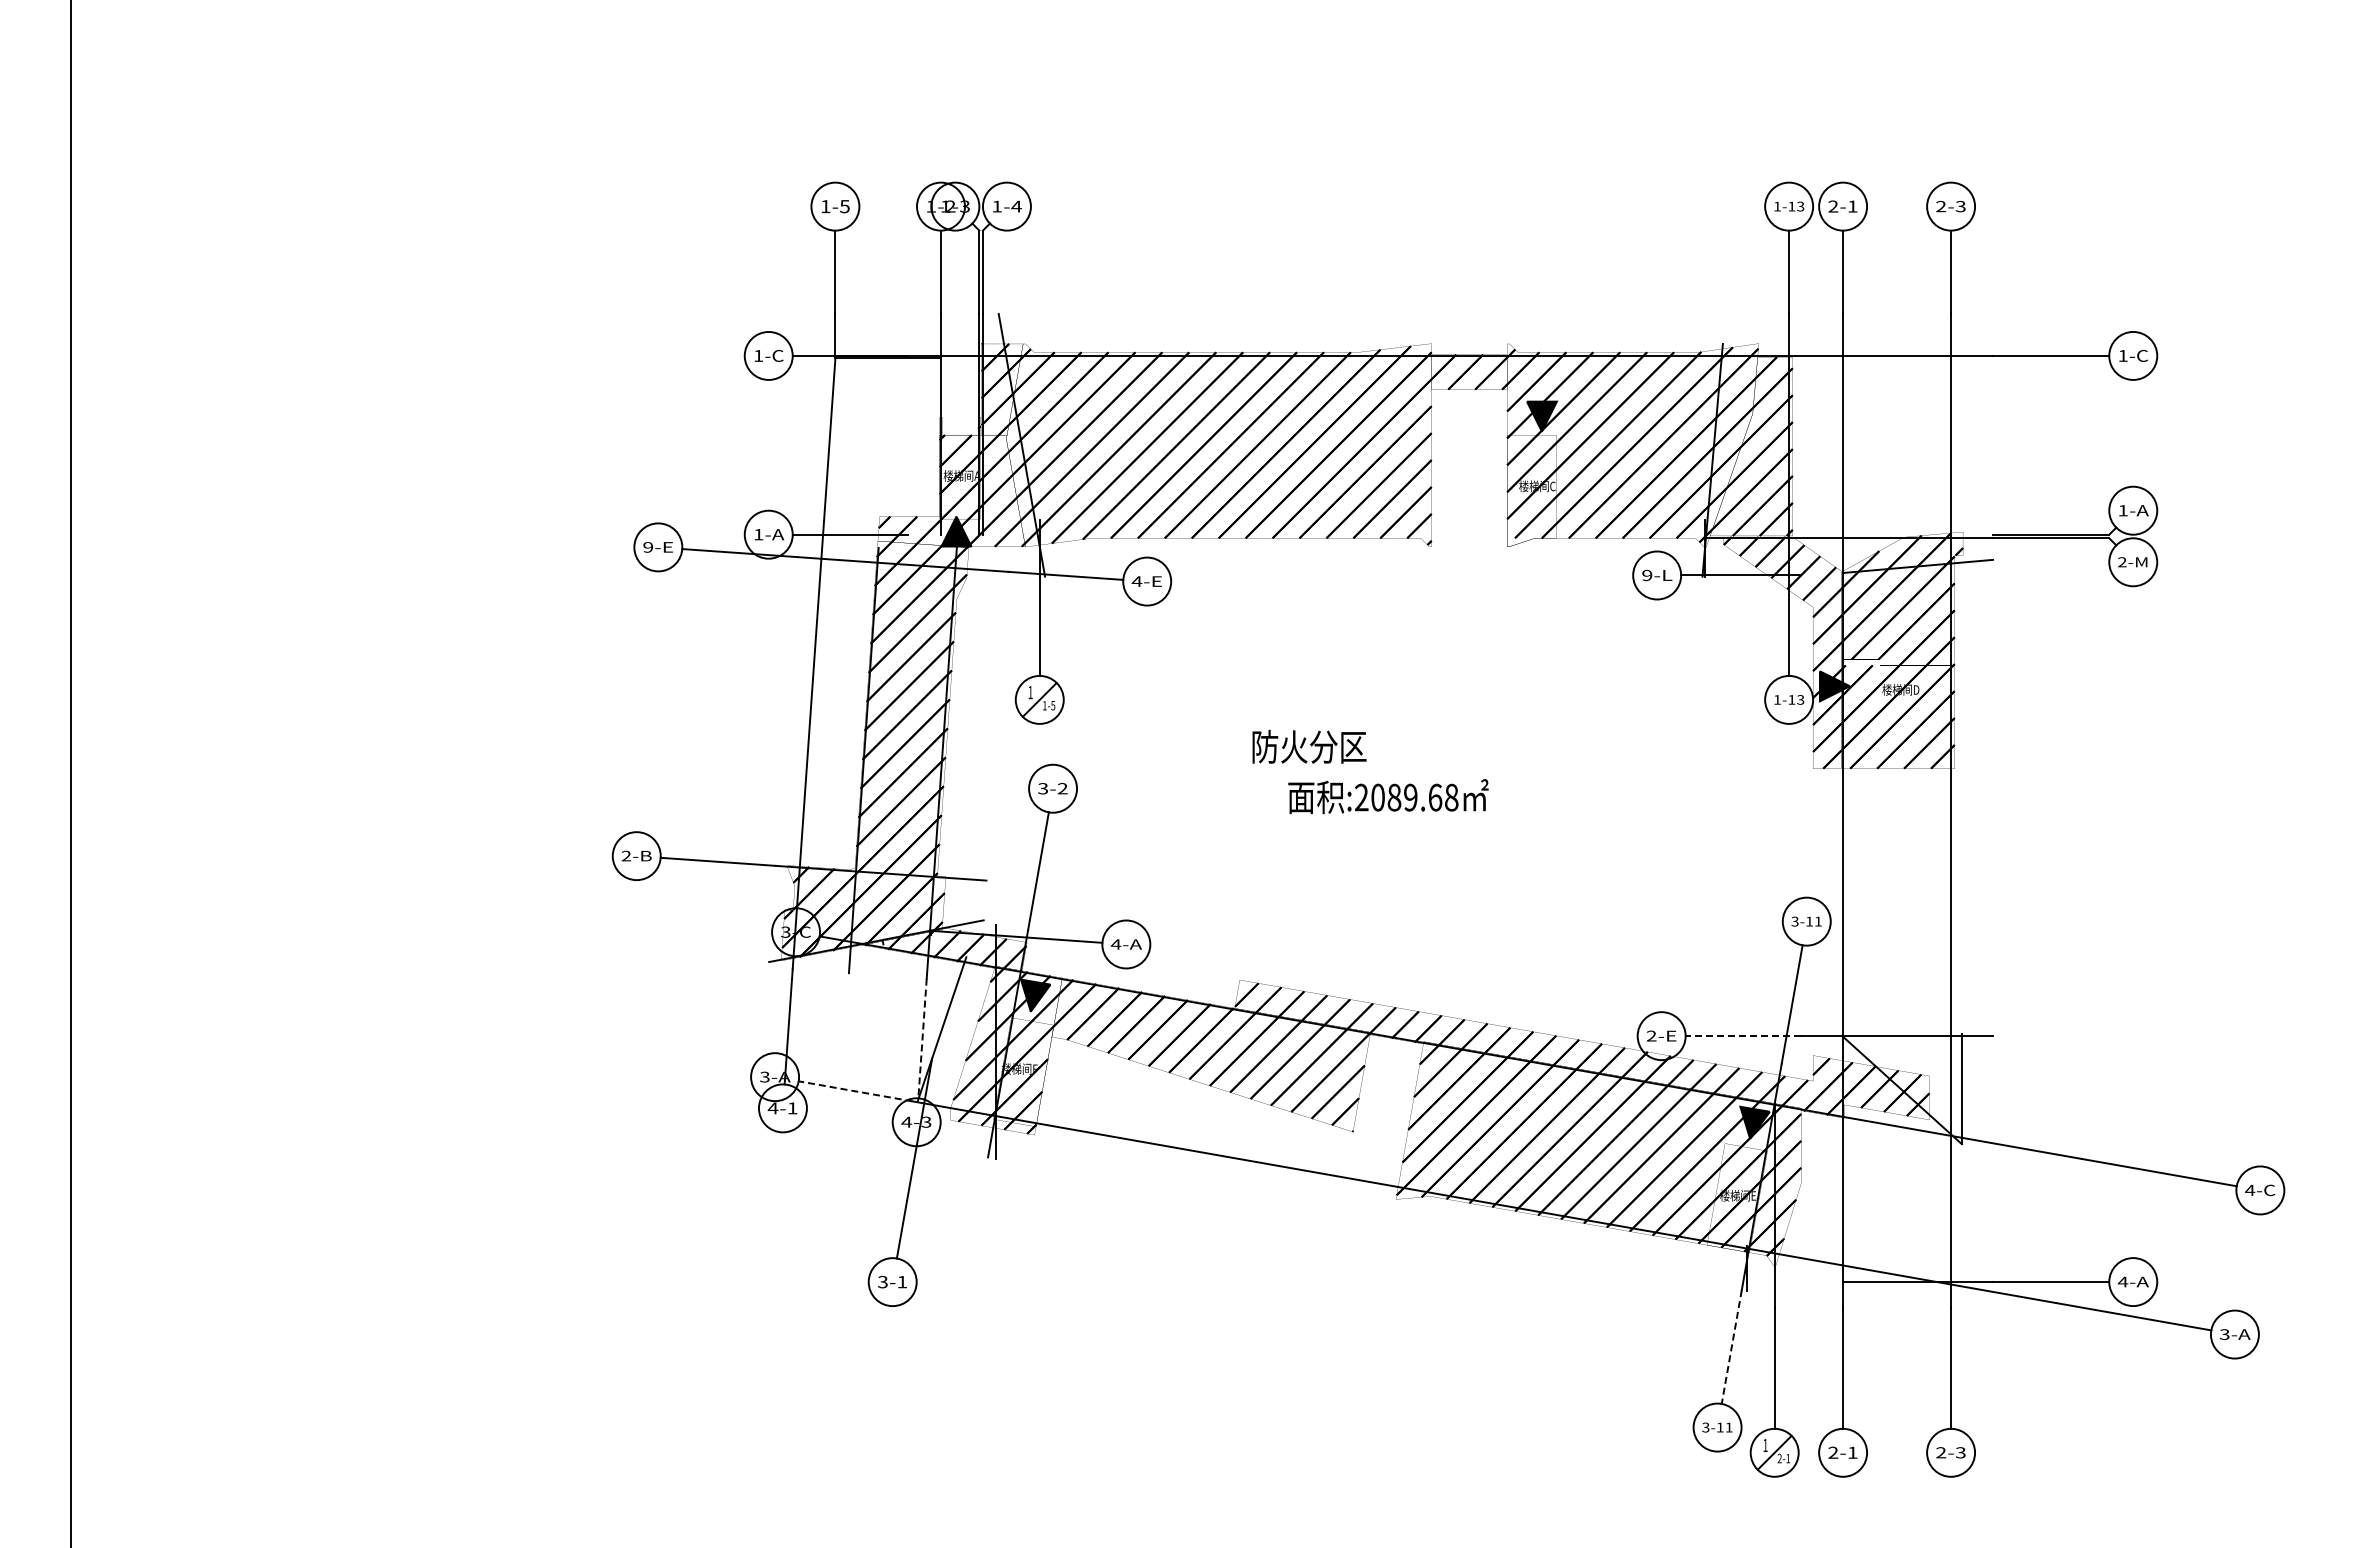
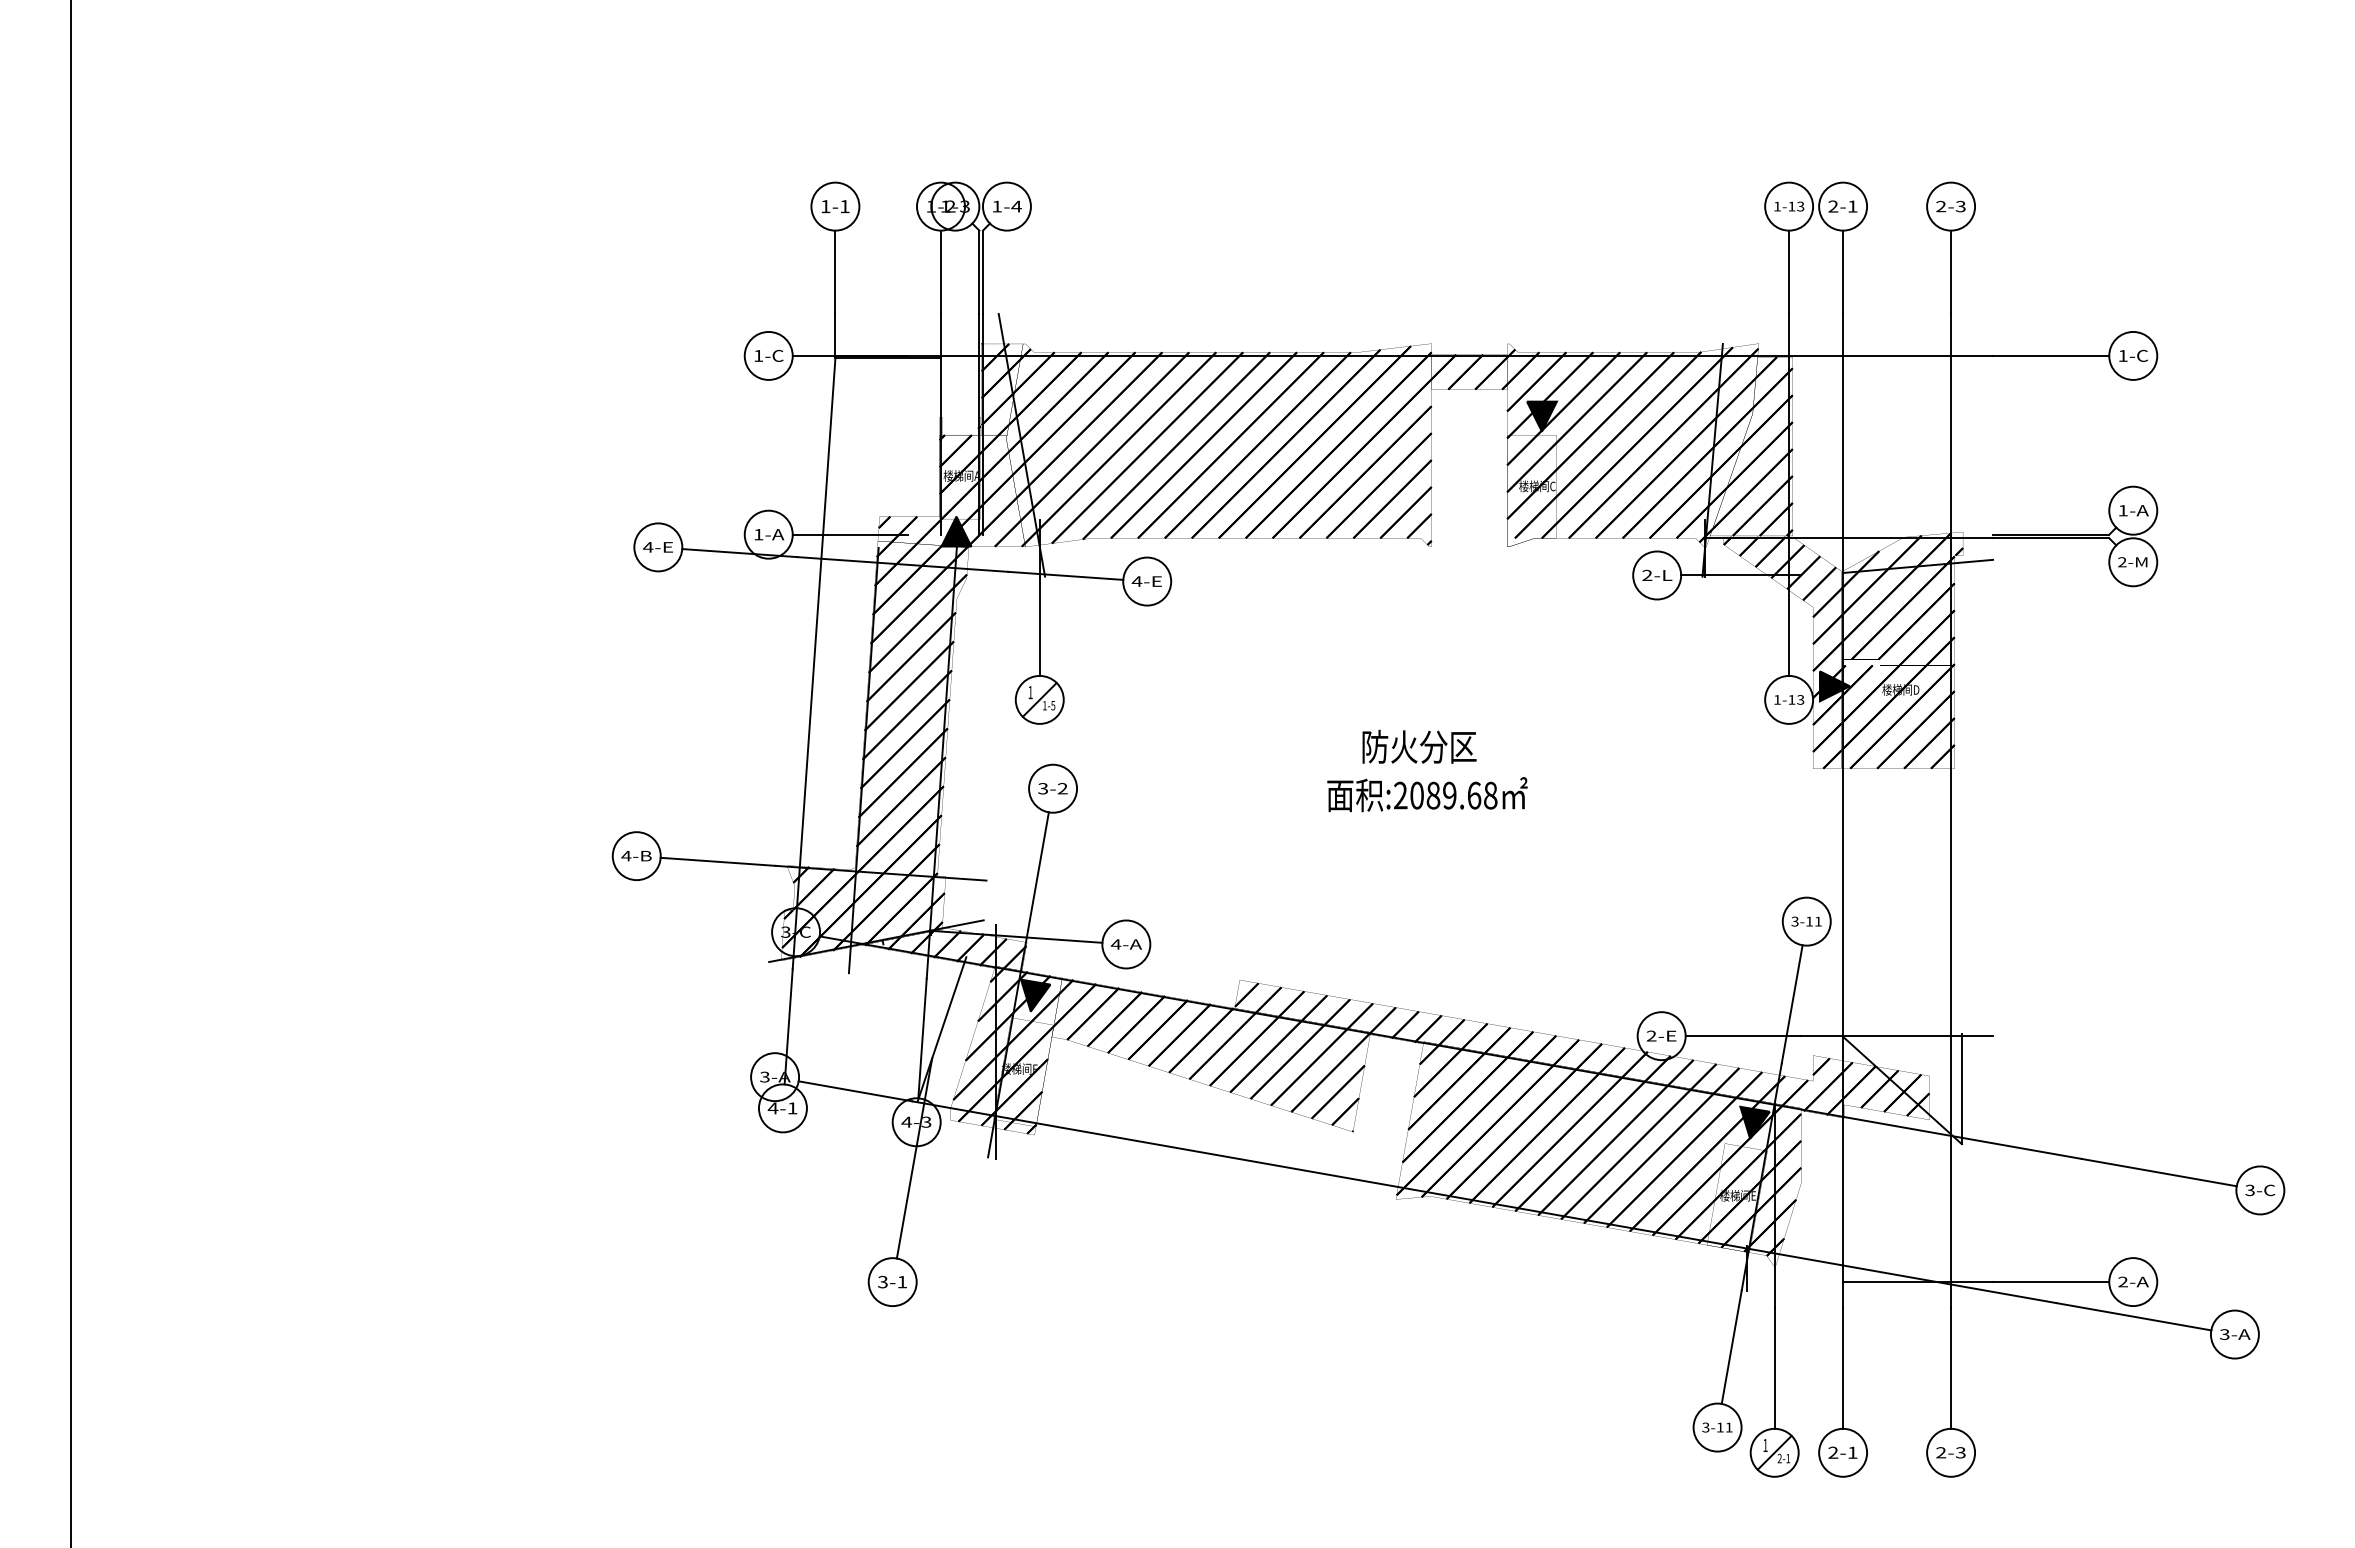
text: 1-5 -> 1-1 (844, 206)
text: 9-E -> 4-E (647, 547)
text: 9-L -> 2-L (1647, 575)
text position: (1309, 746) -> (1419, 746) (1419, 746)
text position: (1388, 796) -> (1427, 794) (1427, 794)
text: 2-B -> 4-B (626, 855)
line: dashed -> solid (1743, 1036)
line: dashed -> solid (922, 1038)
line: dashed -> solid (855, 1091)
text: 4-C -> 3-C (2250, 1190)
text: 4-A -> 2-A (2122, 1281)
line: dashed -> solid (1731, 1347)
